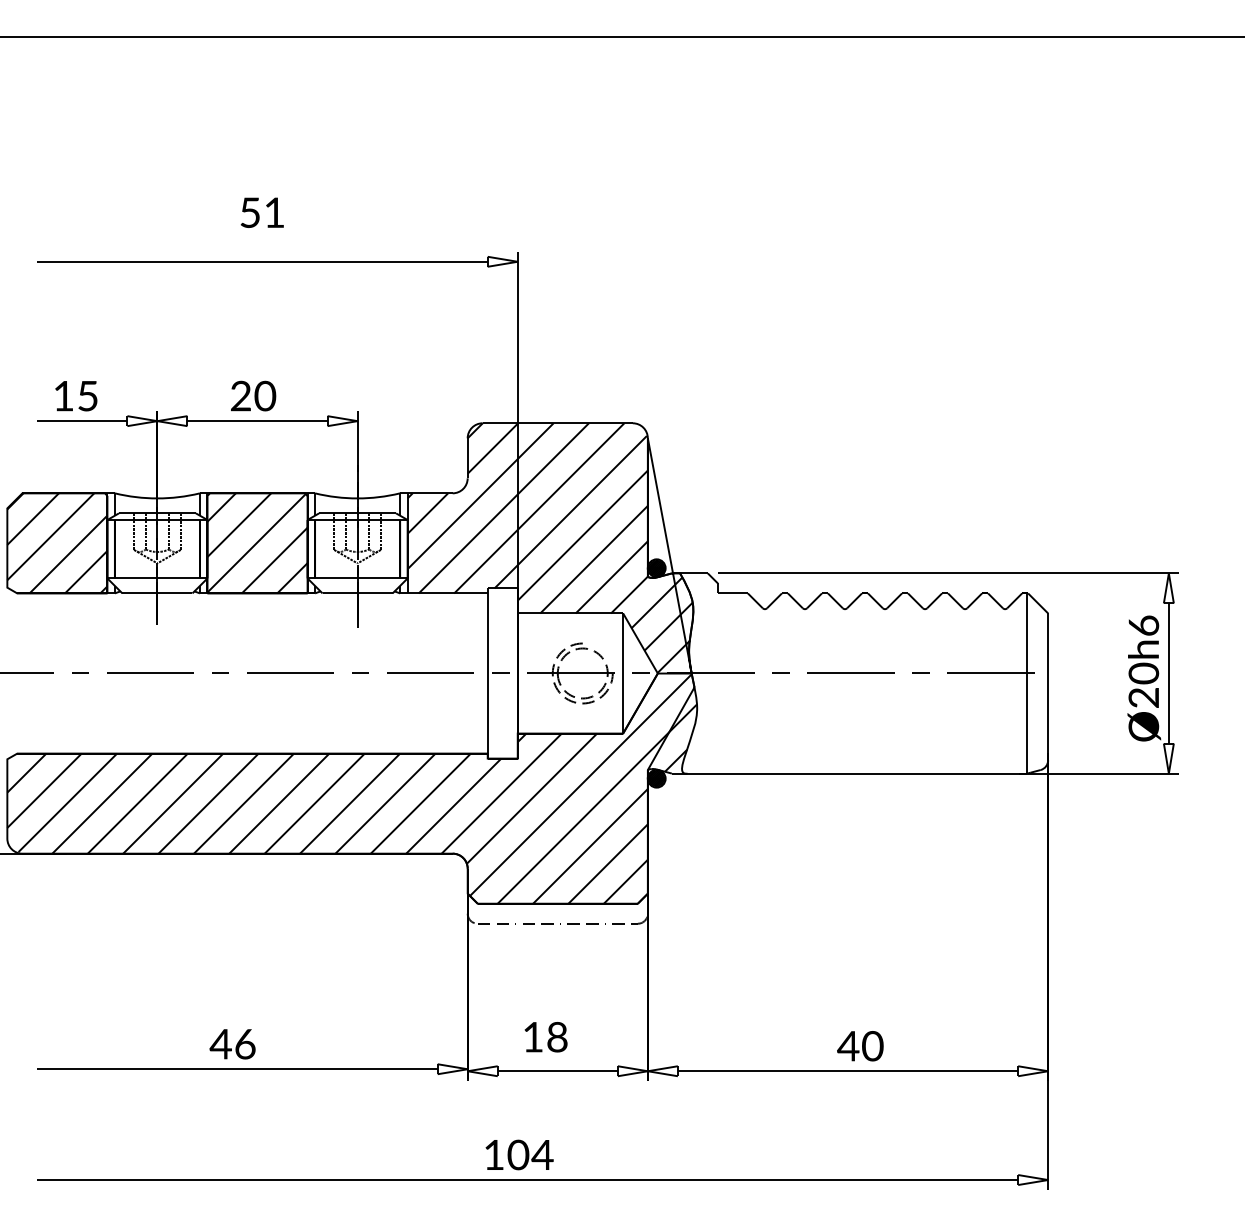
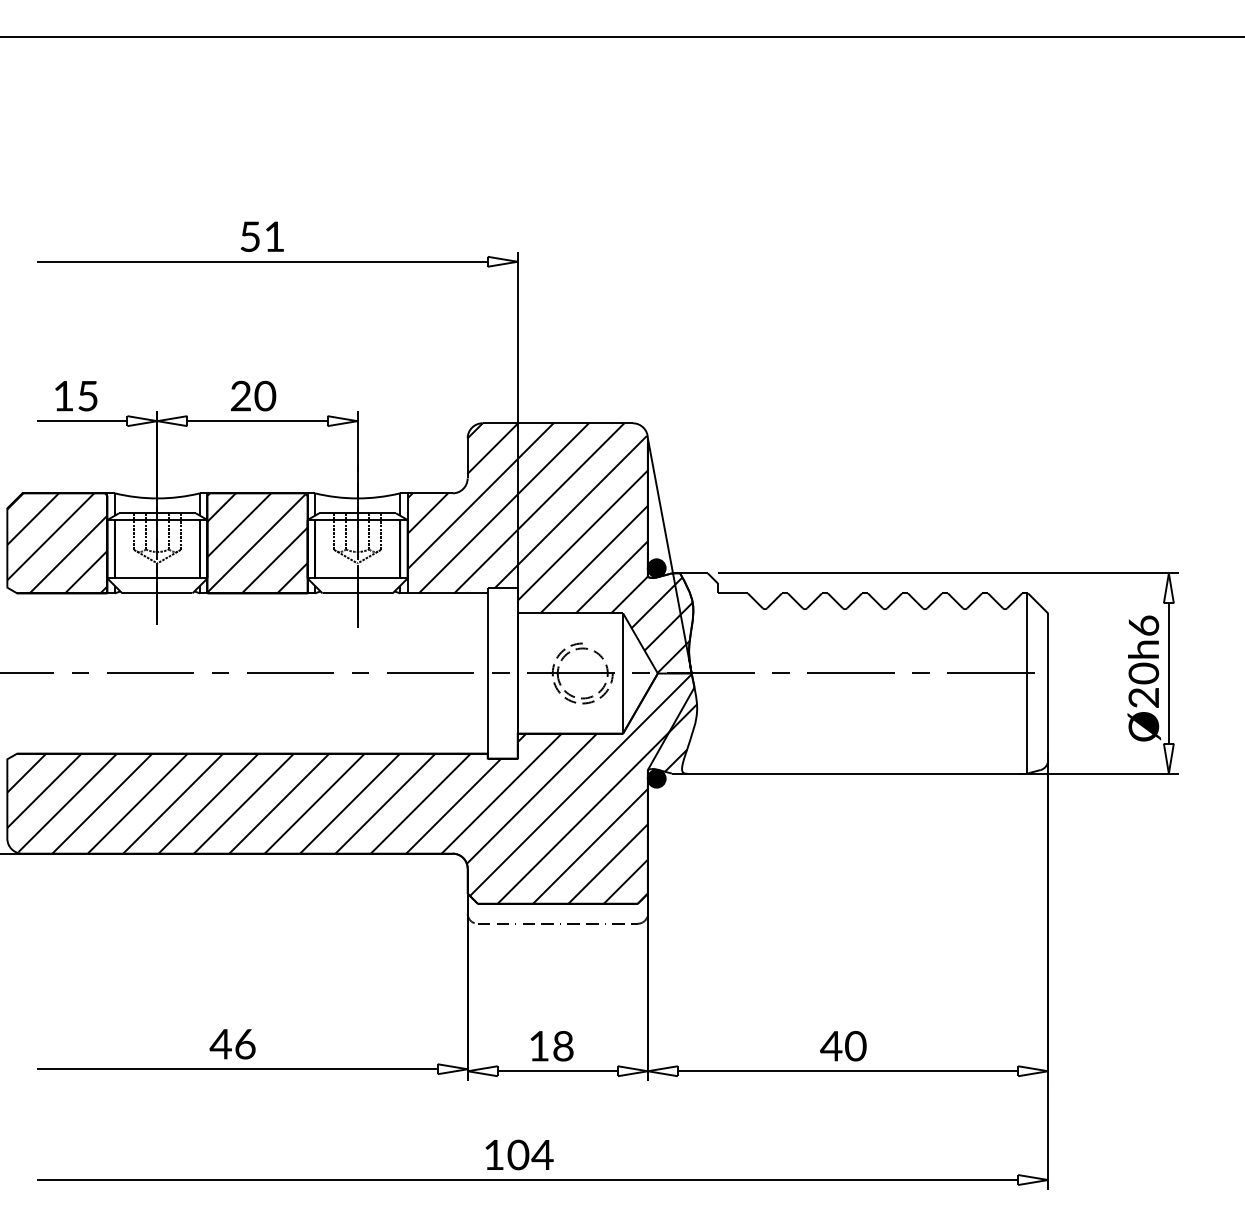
text position: (261, 212) -> (261, 236) (261, 236)
text position: (545, 1037) -> (551, 1046) (551, 1046)
text position: (860, 1046) -> (843, 1046) (843, 1046)
